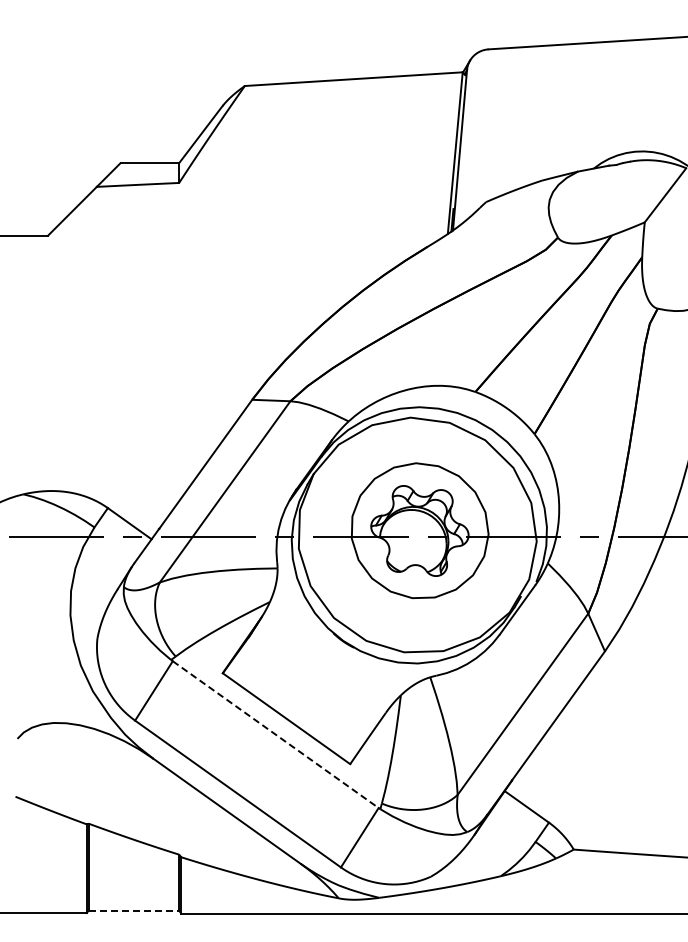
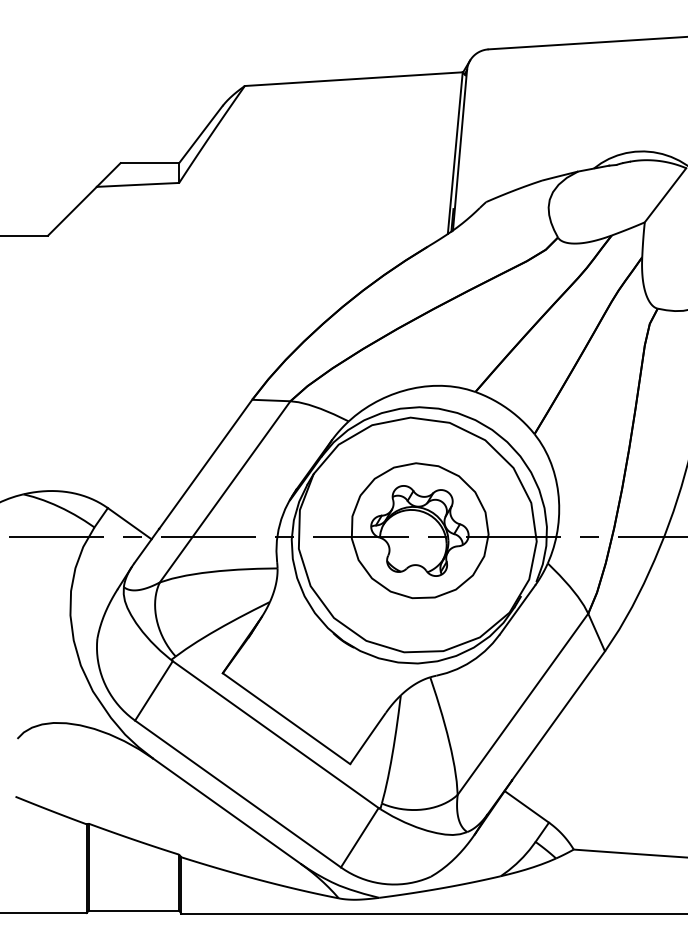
line: dashed -> solid (276, 734)
line: dashed -> solid (134, 910)
